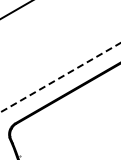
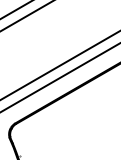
line: none -> present (26, 16)
line: none -> present (59, 65)
line: dashed -> solid (60, 77)
